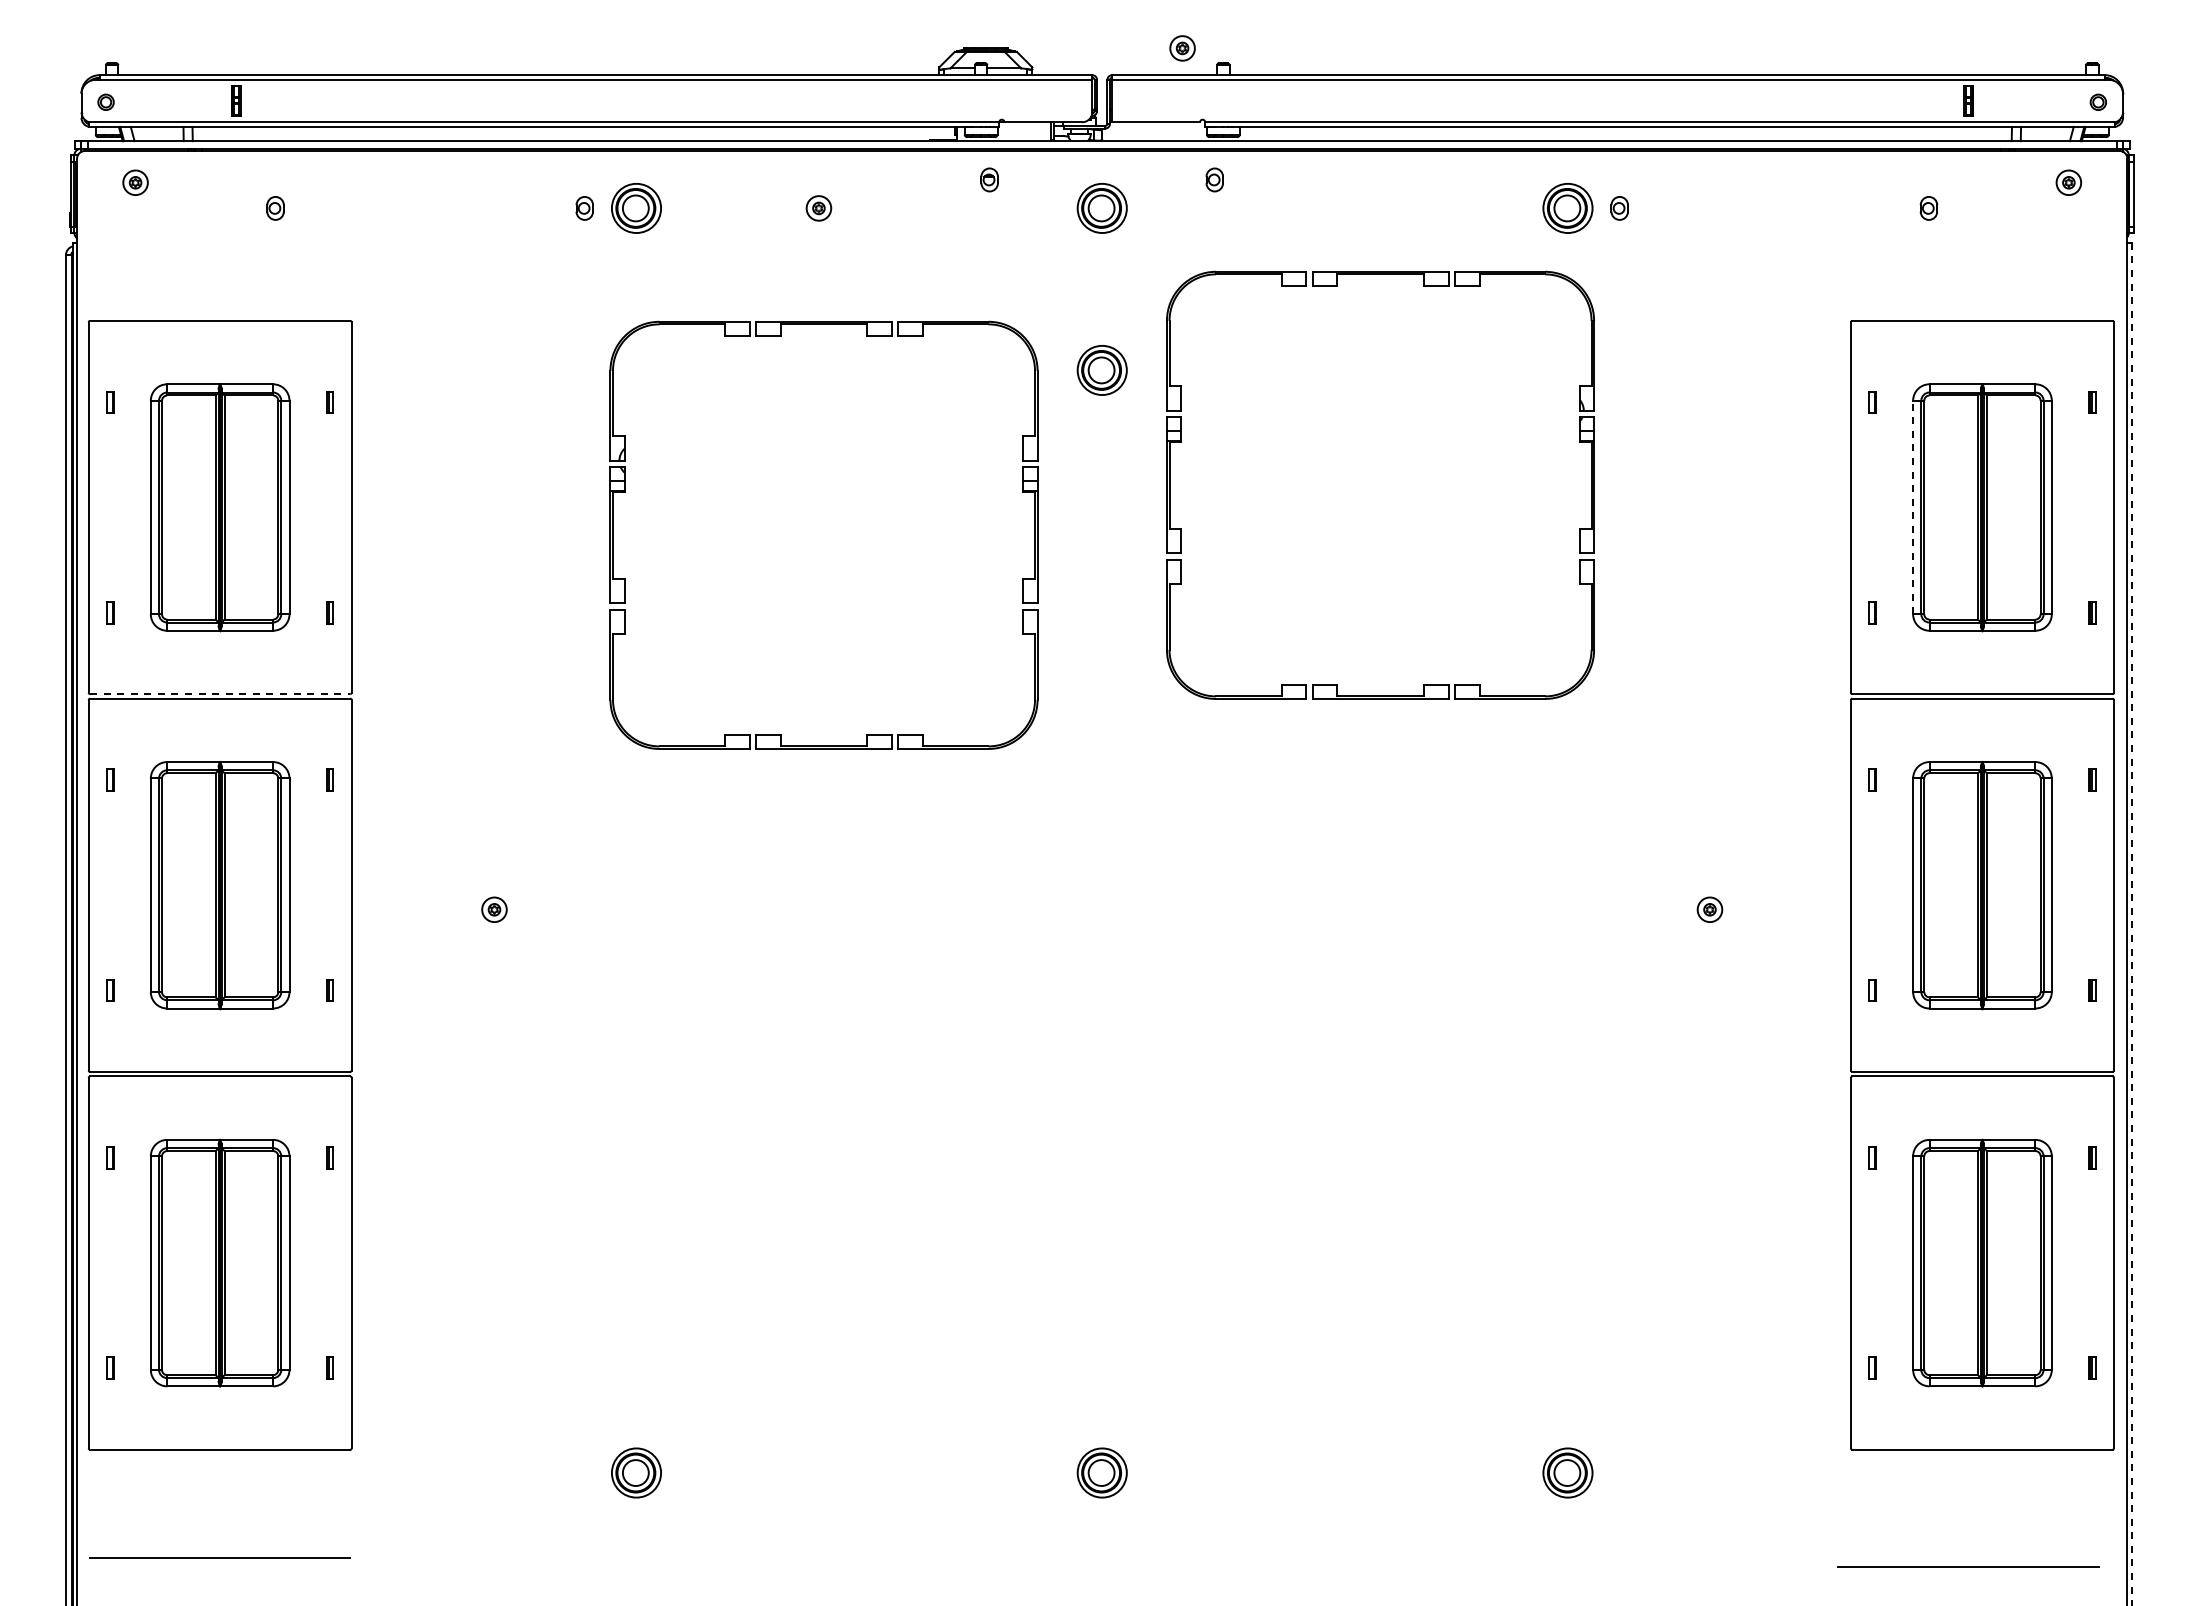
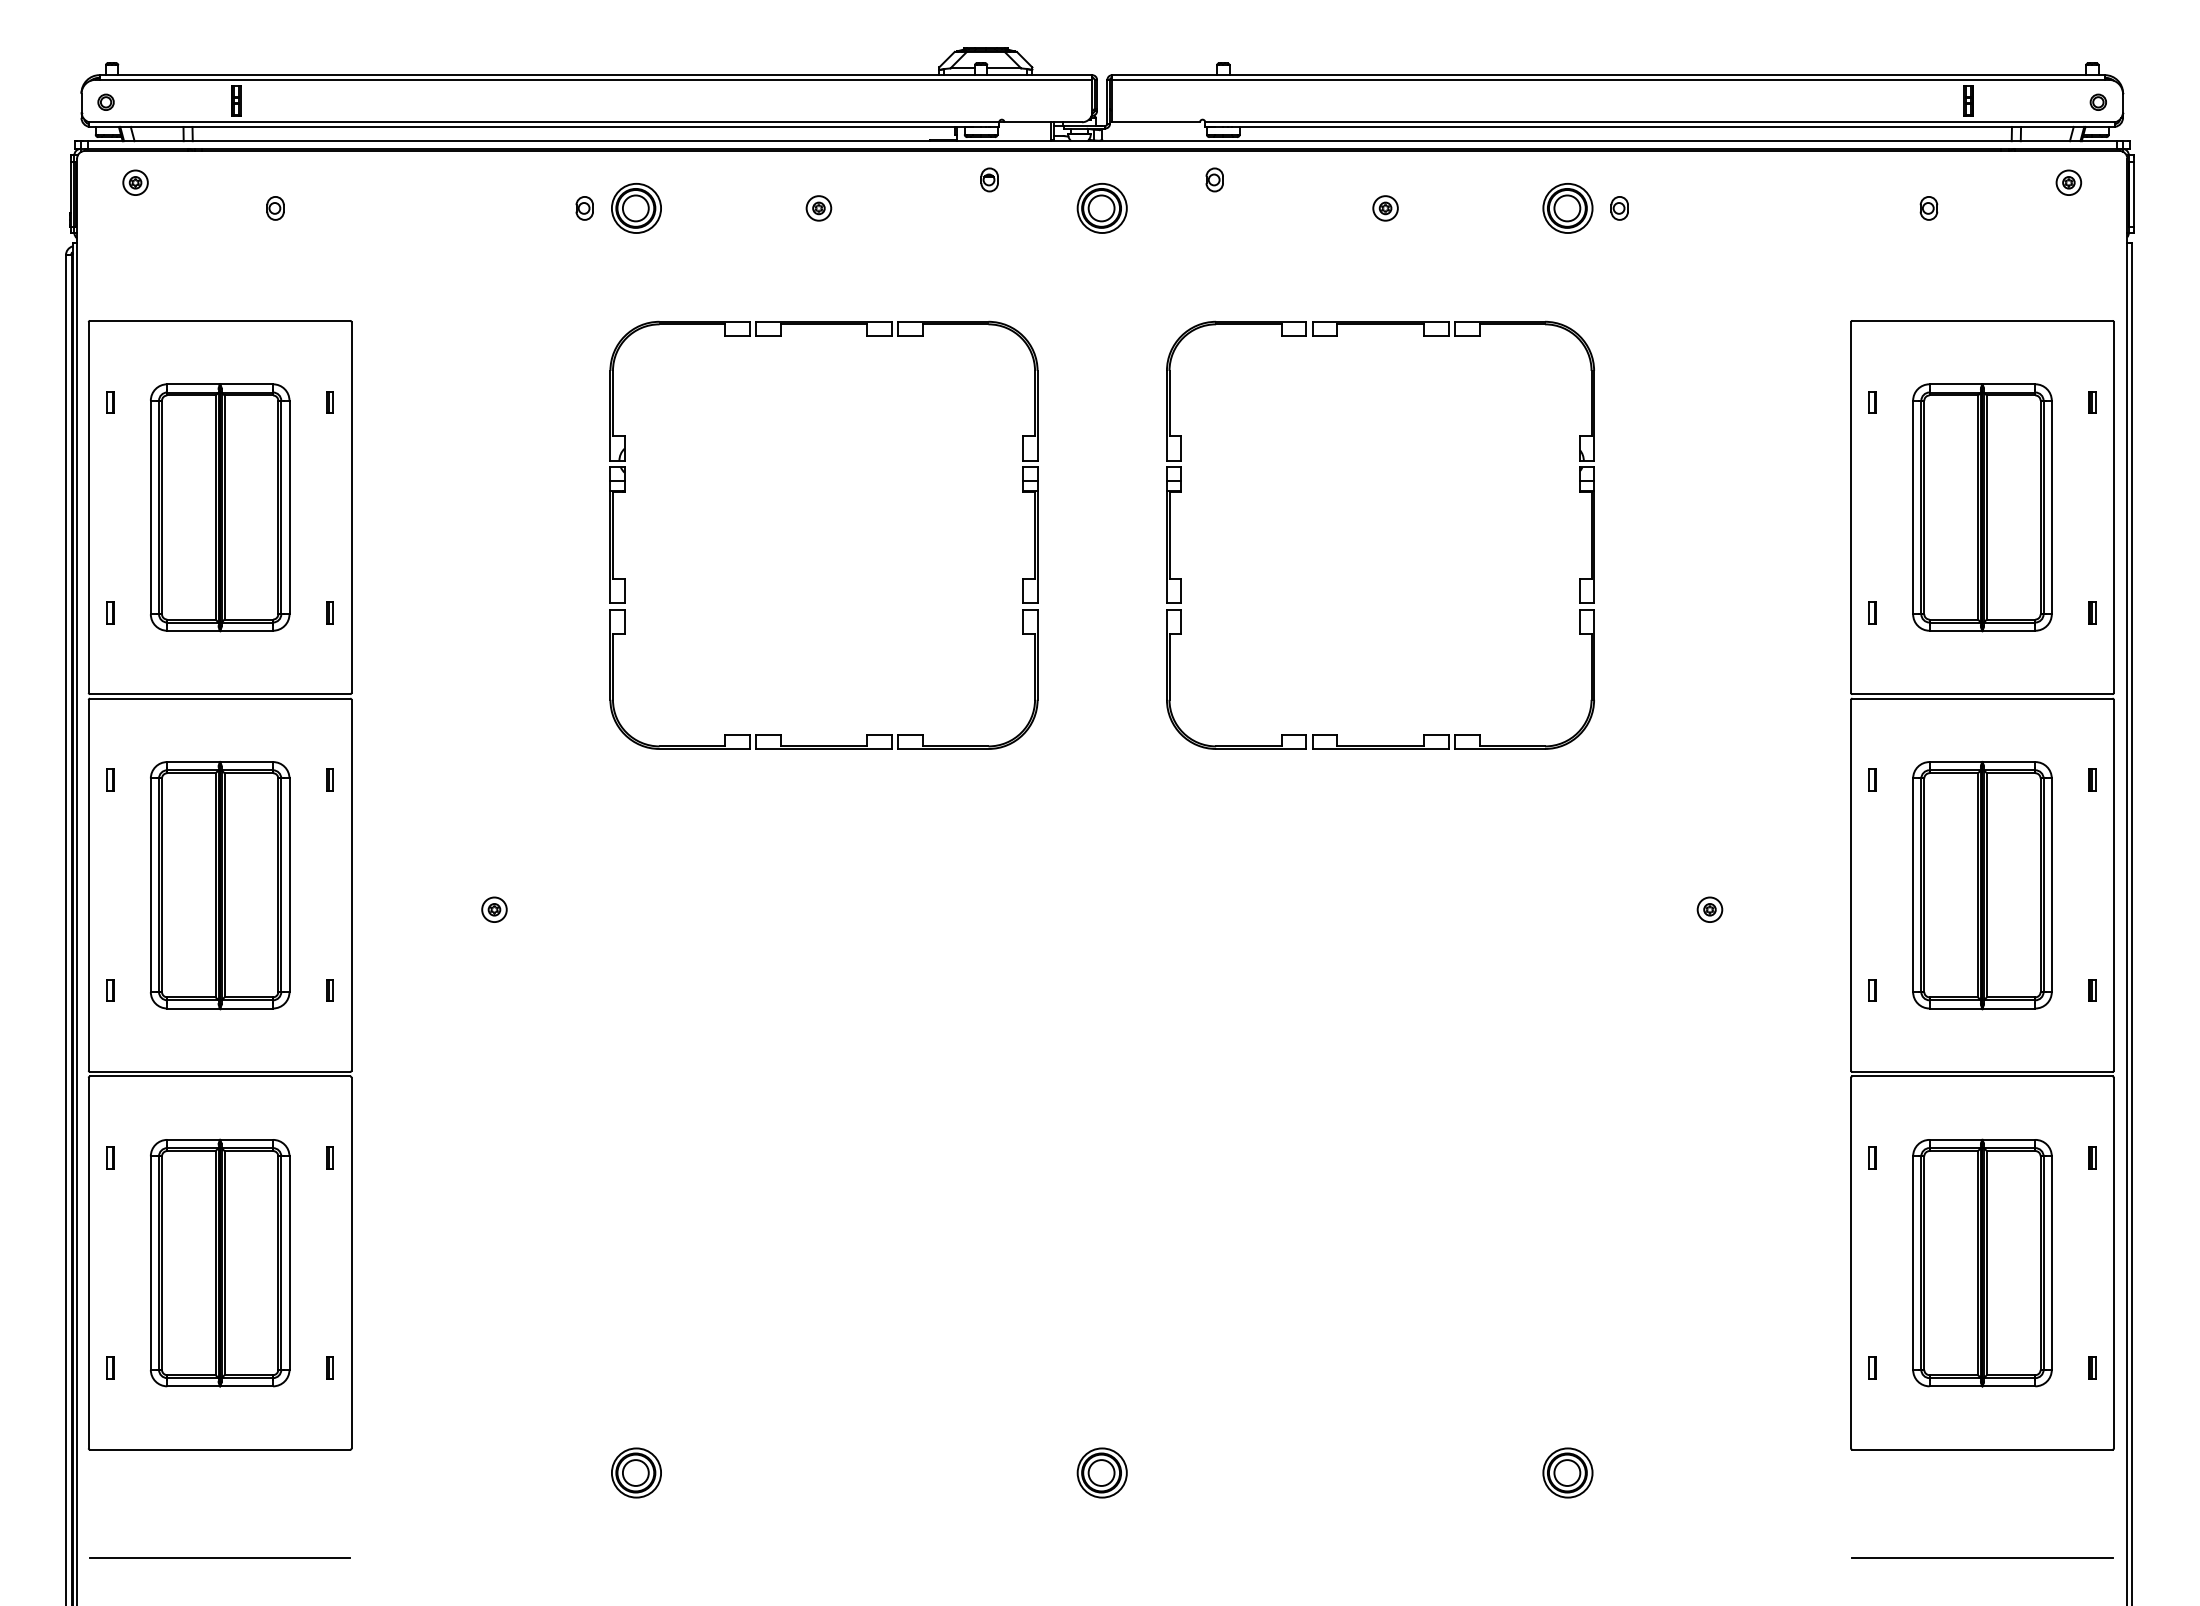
part position: (1182, 48) -> (1385, 208) (1385, 208)
part position: (1337, 286) -> (1337, 336) (1337, 336)
part: present -> none (1101, 370)
line: dashed -> solid (1913, 507)
line: dashed -> solid (220, 694)
line: dashed -> solid (2132, 924)
line position: (1968, 1566) -> (1982, 1557) (1982, 1557)
